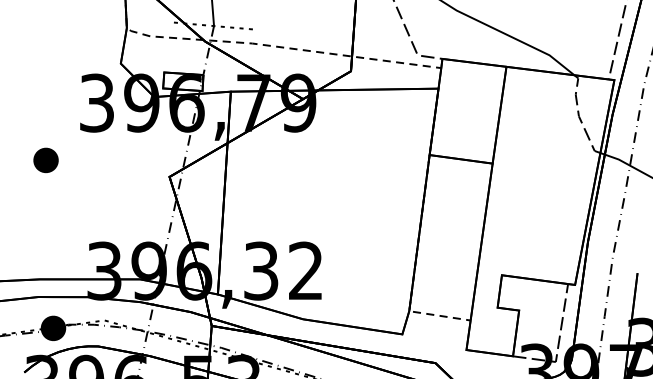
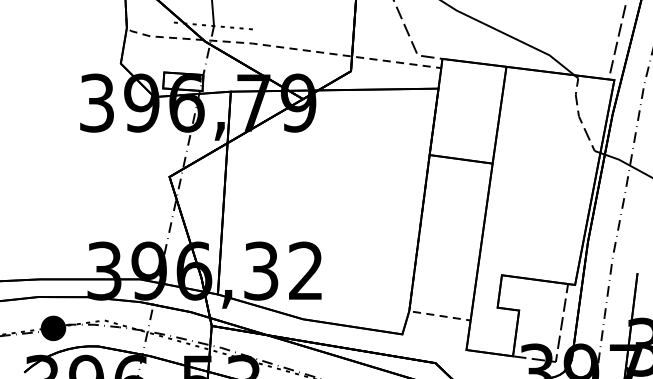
part: present -> none (45, 160)
